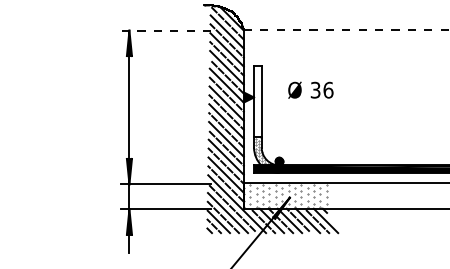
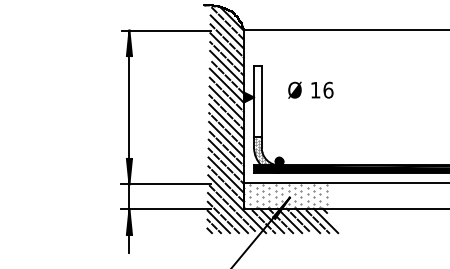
line: dashed -> solid (166, 30)
line: dashed -> solid (346, 30)
text: 36 -> 16 (315, 89)
